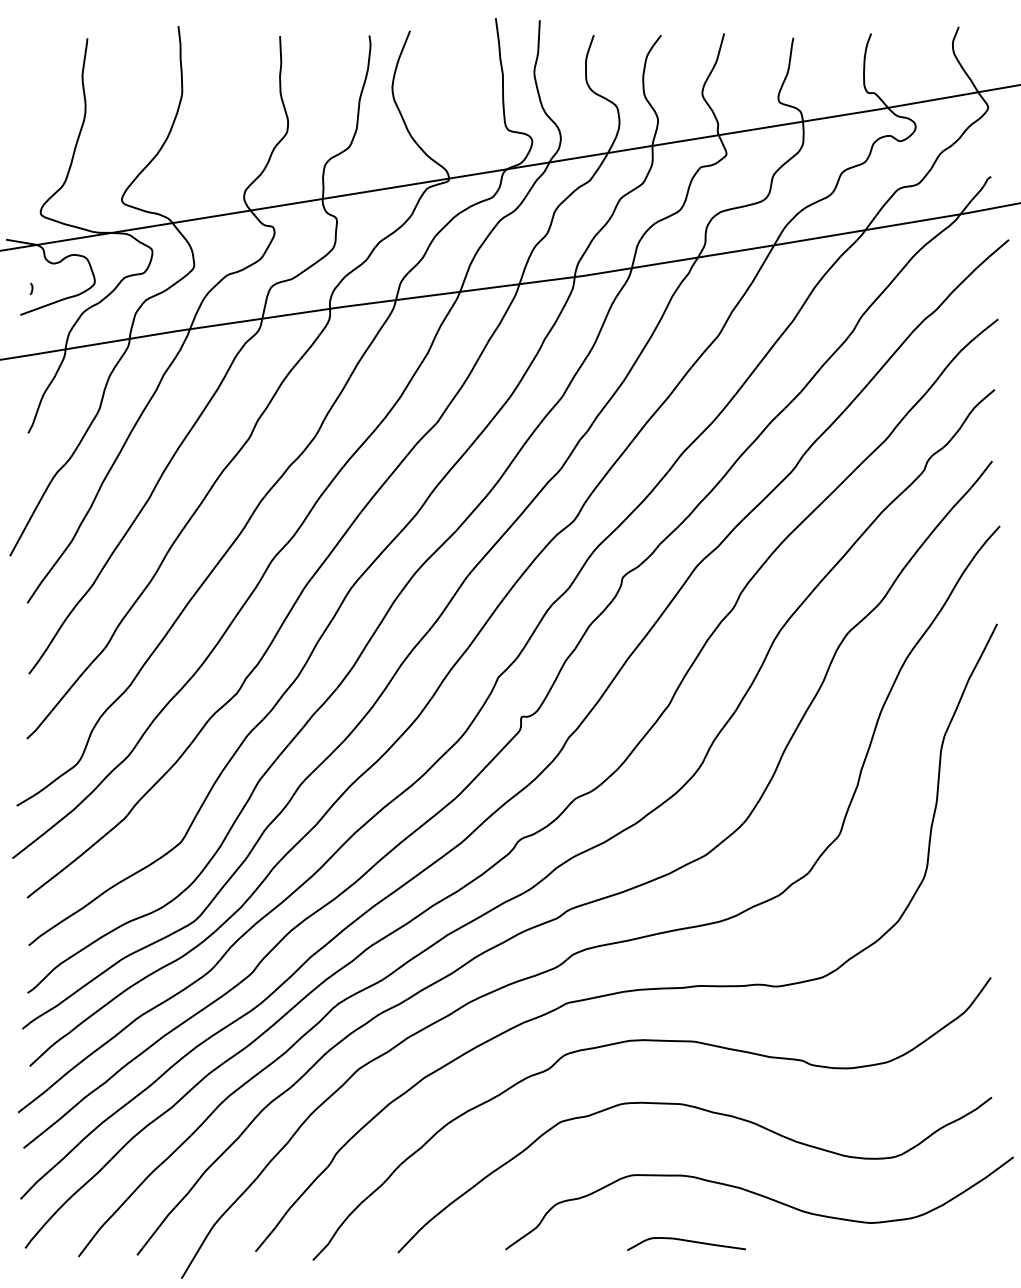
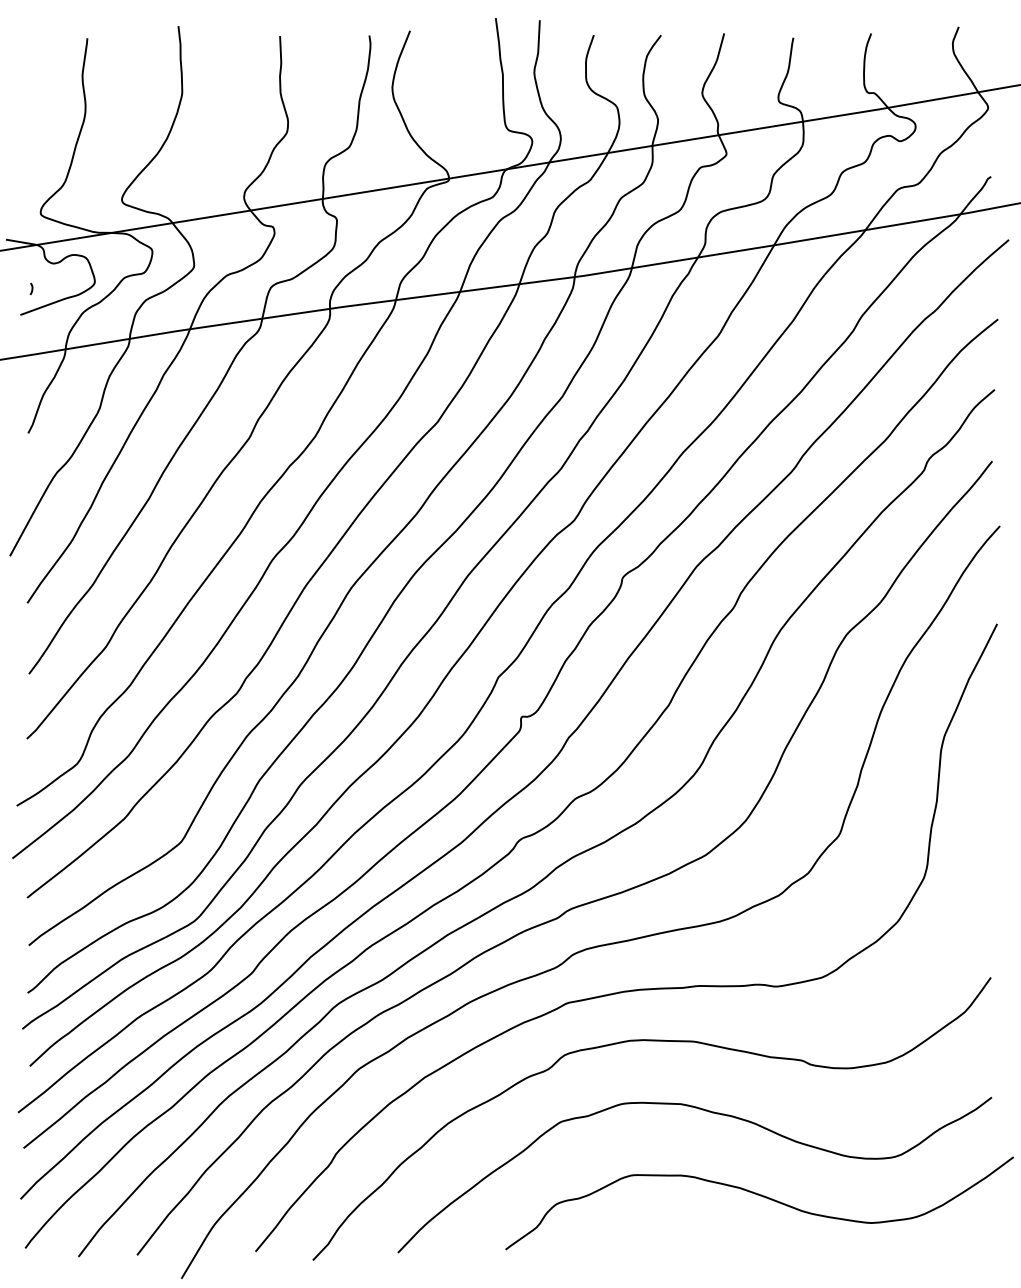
curve: present -> none (686, 1241)
